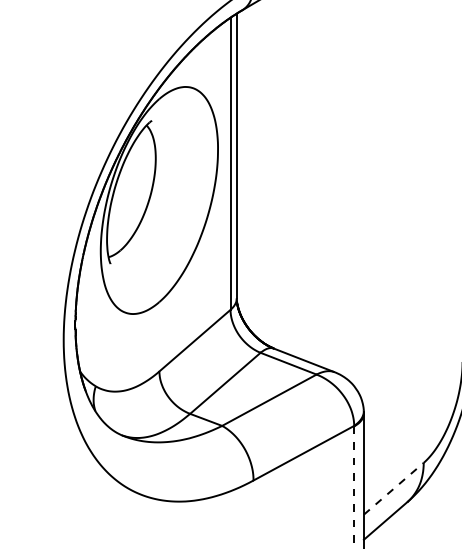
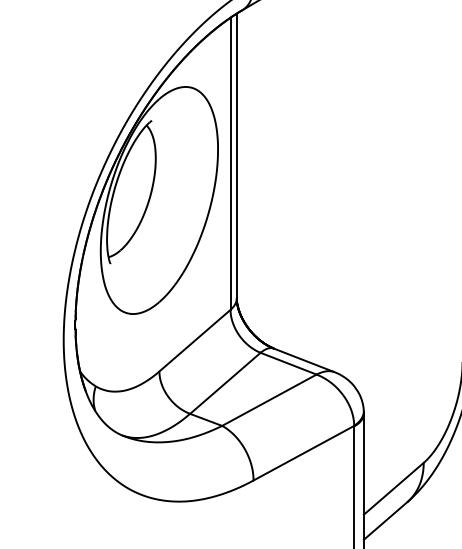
line: dashed -> solid (354, 487)
line: dashed -> solid (393, 488)
